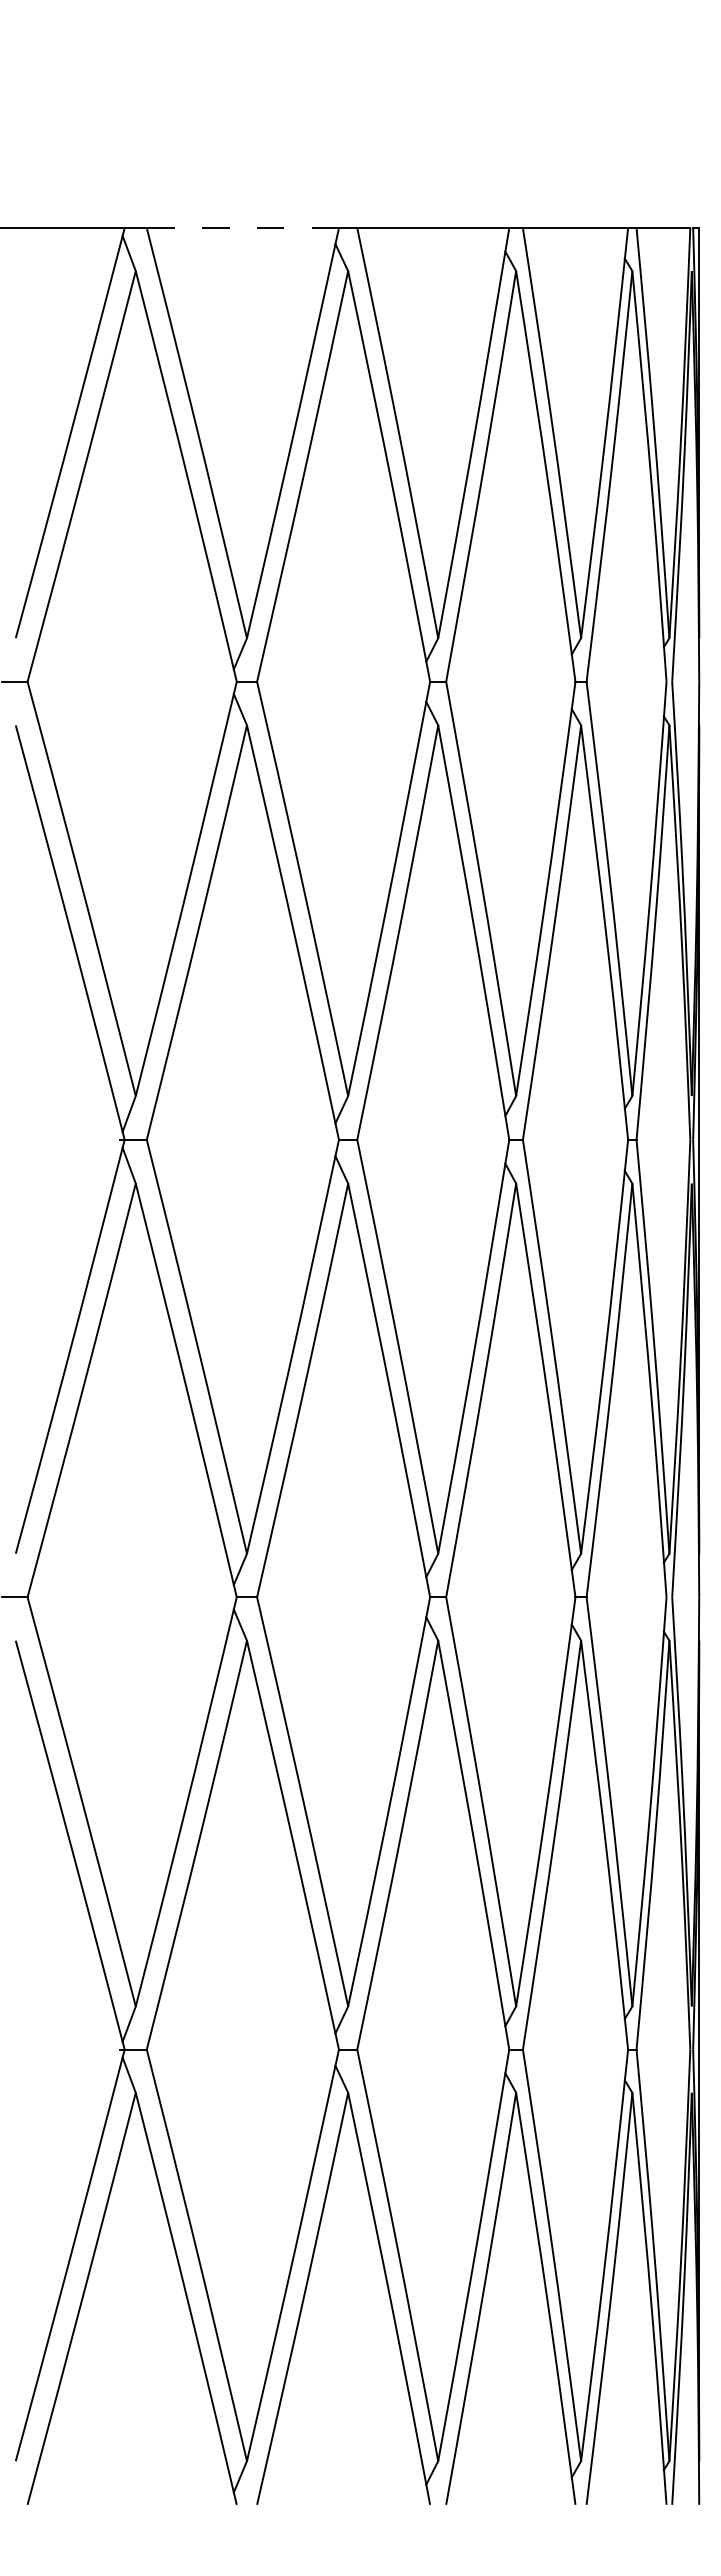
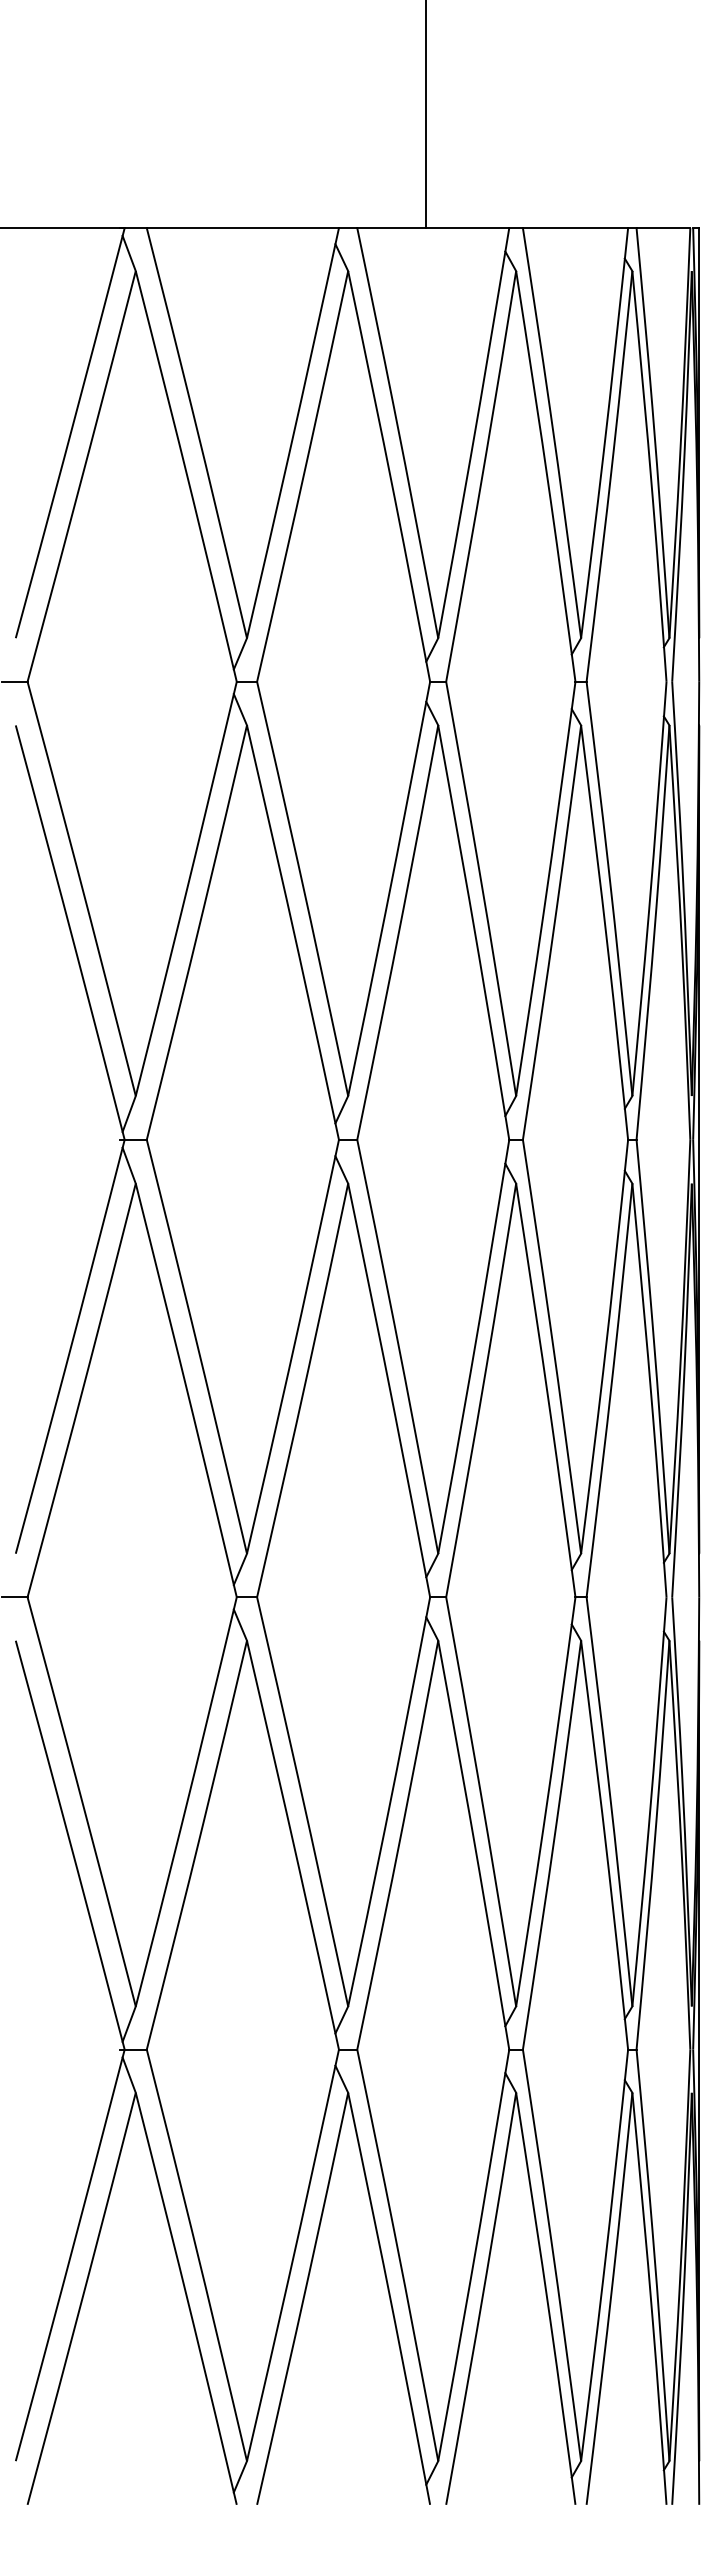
line: none -> present (425, 115)
line: dashed -> solid (242, 228)
